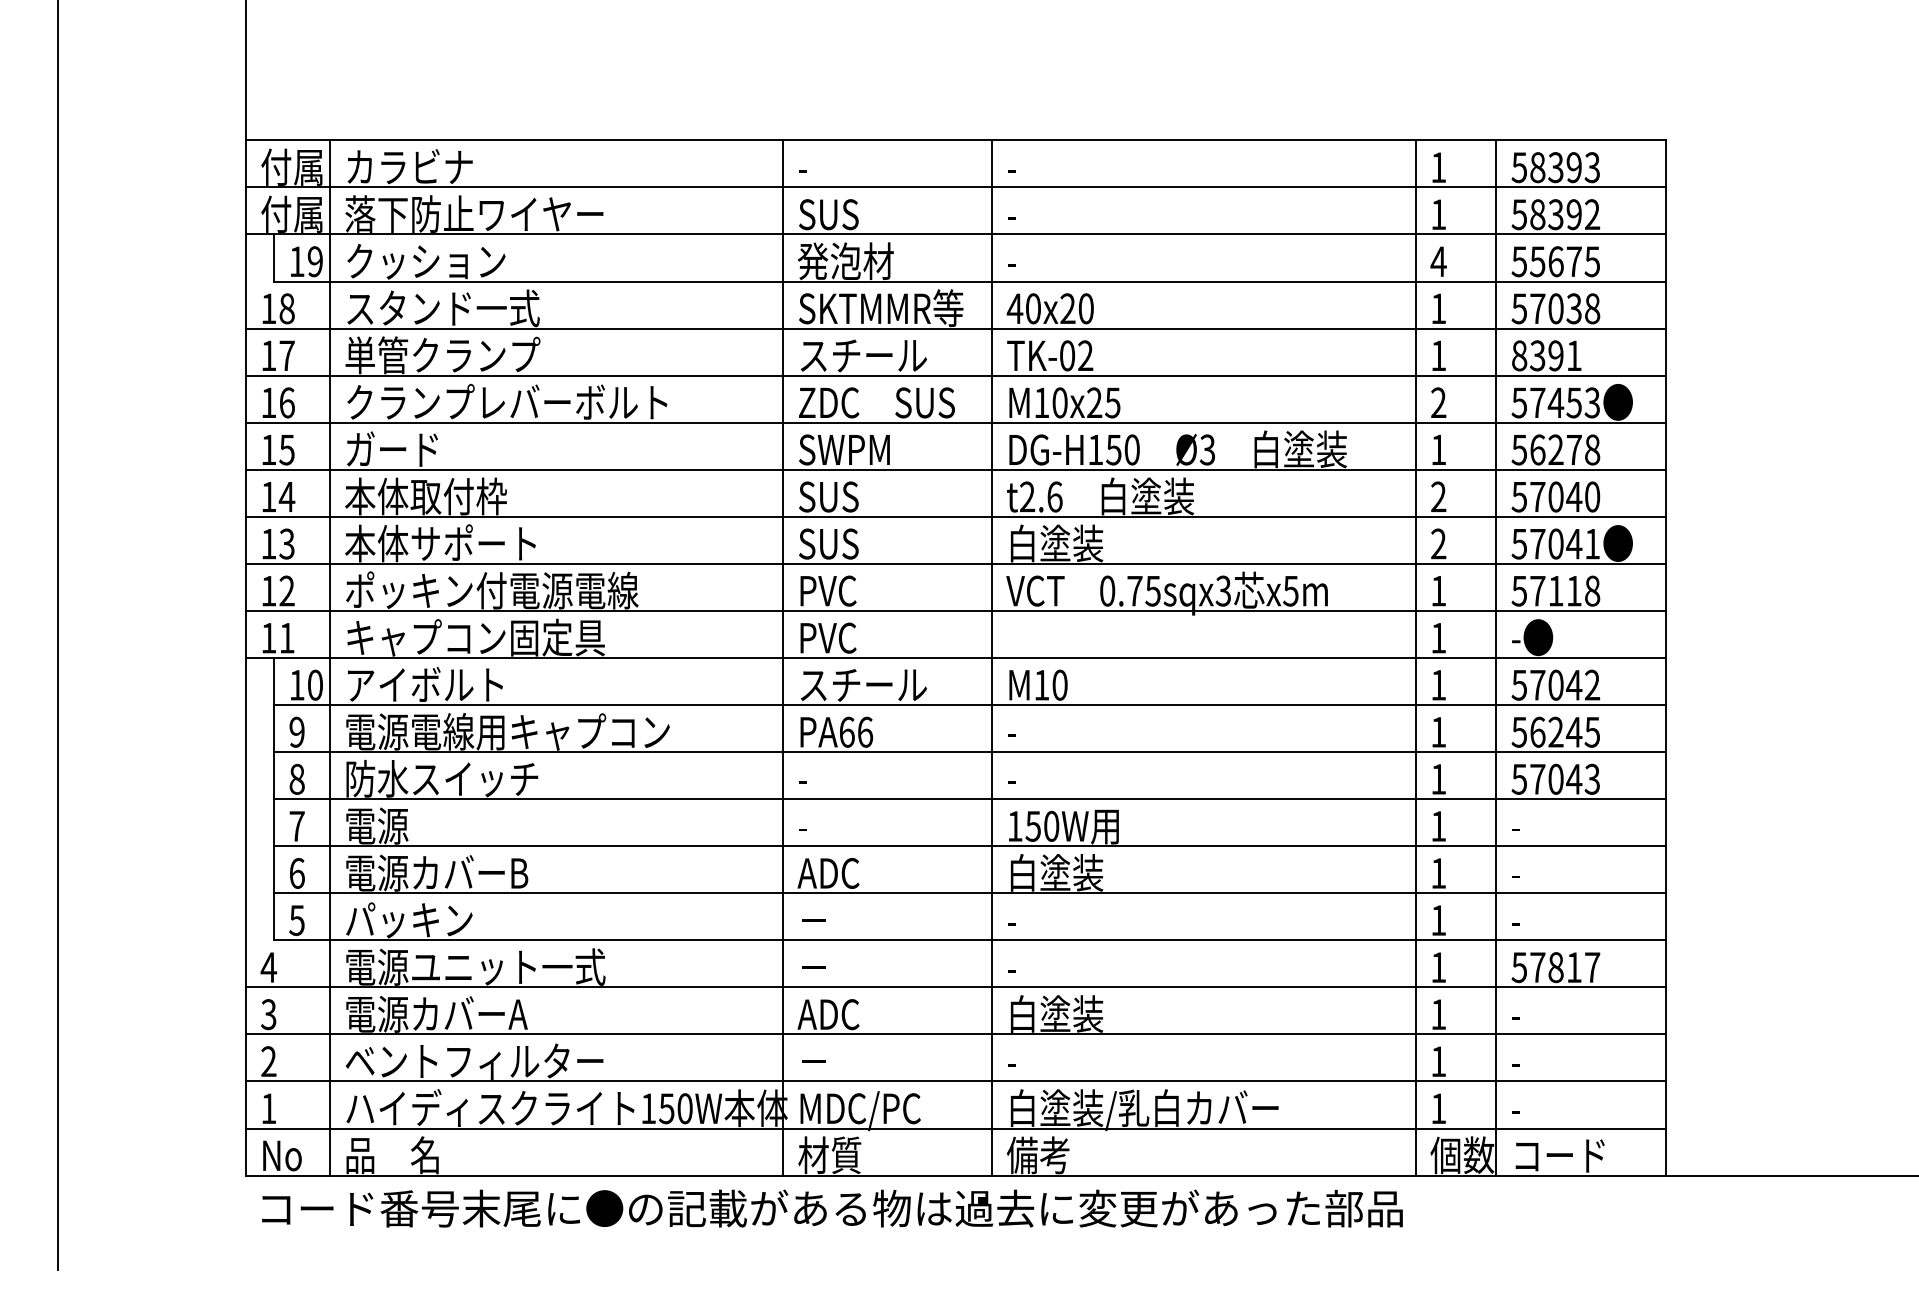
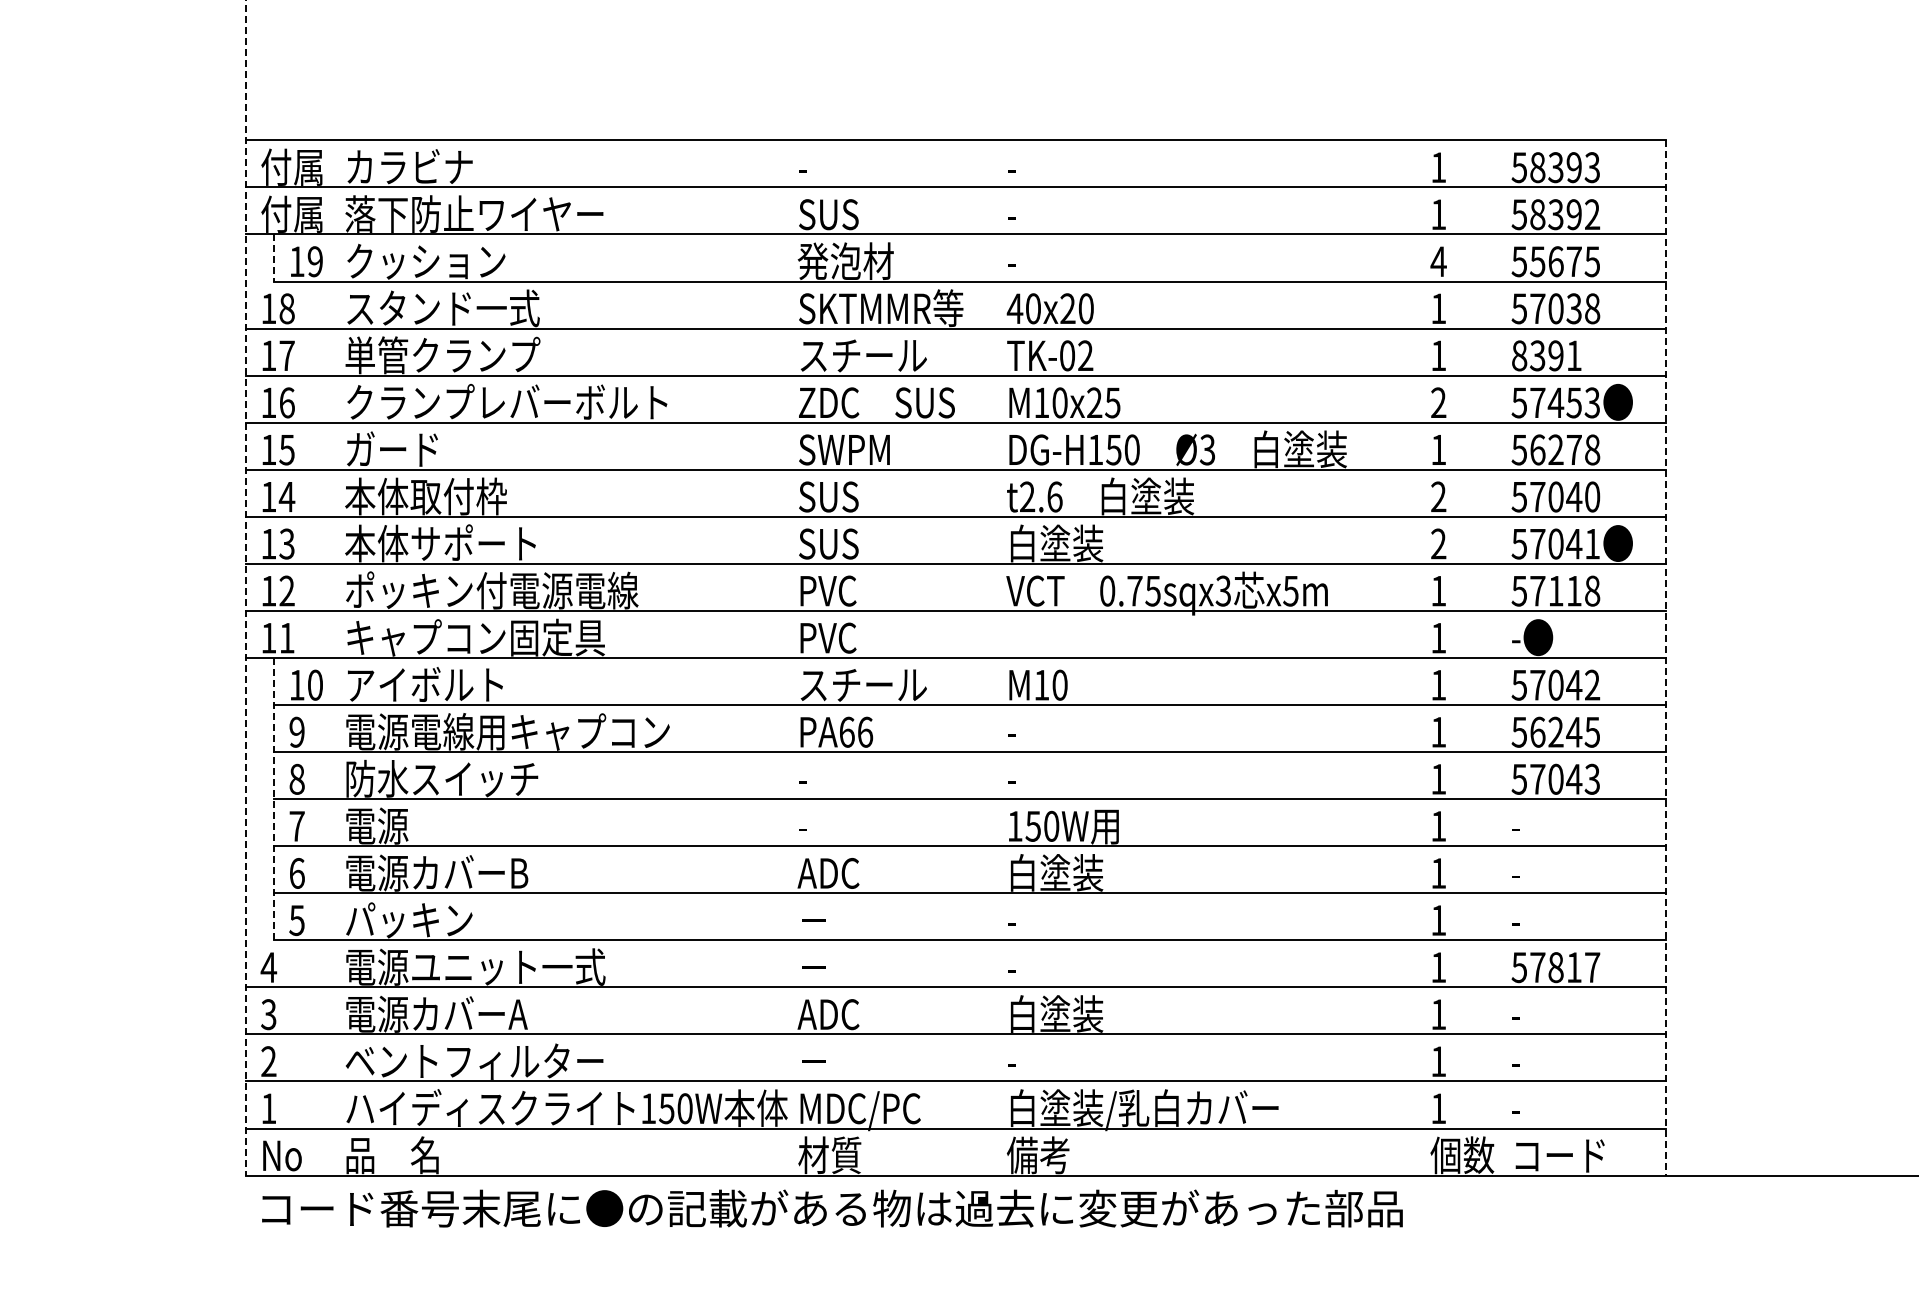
line: solid -> dashed (274, 258)
line: solid -> dashed (245, 588)
line: present -> none (57, 635)
line: present -> none (329, 657)
line: present -> none (783, 657)
line: present -> none (992, 657)
line: present -> none (1415, 657)
line: present -> none (1496, 657)
line: solid -> dashed (1665, 657)
line: solid -> dashed (274, 799)
